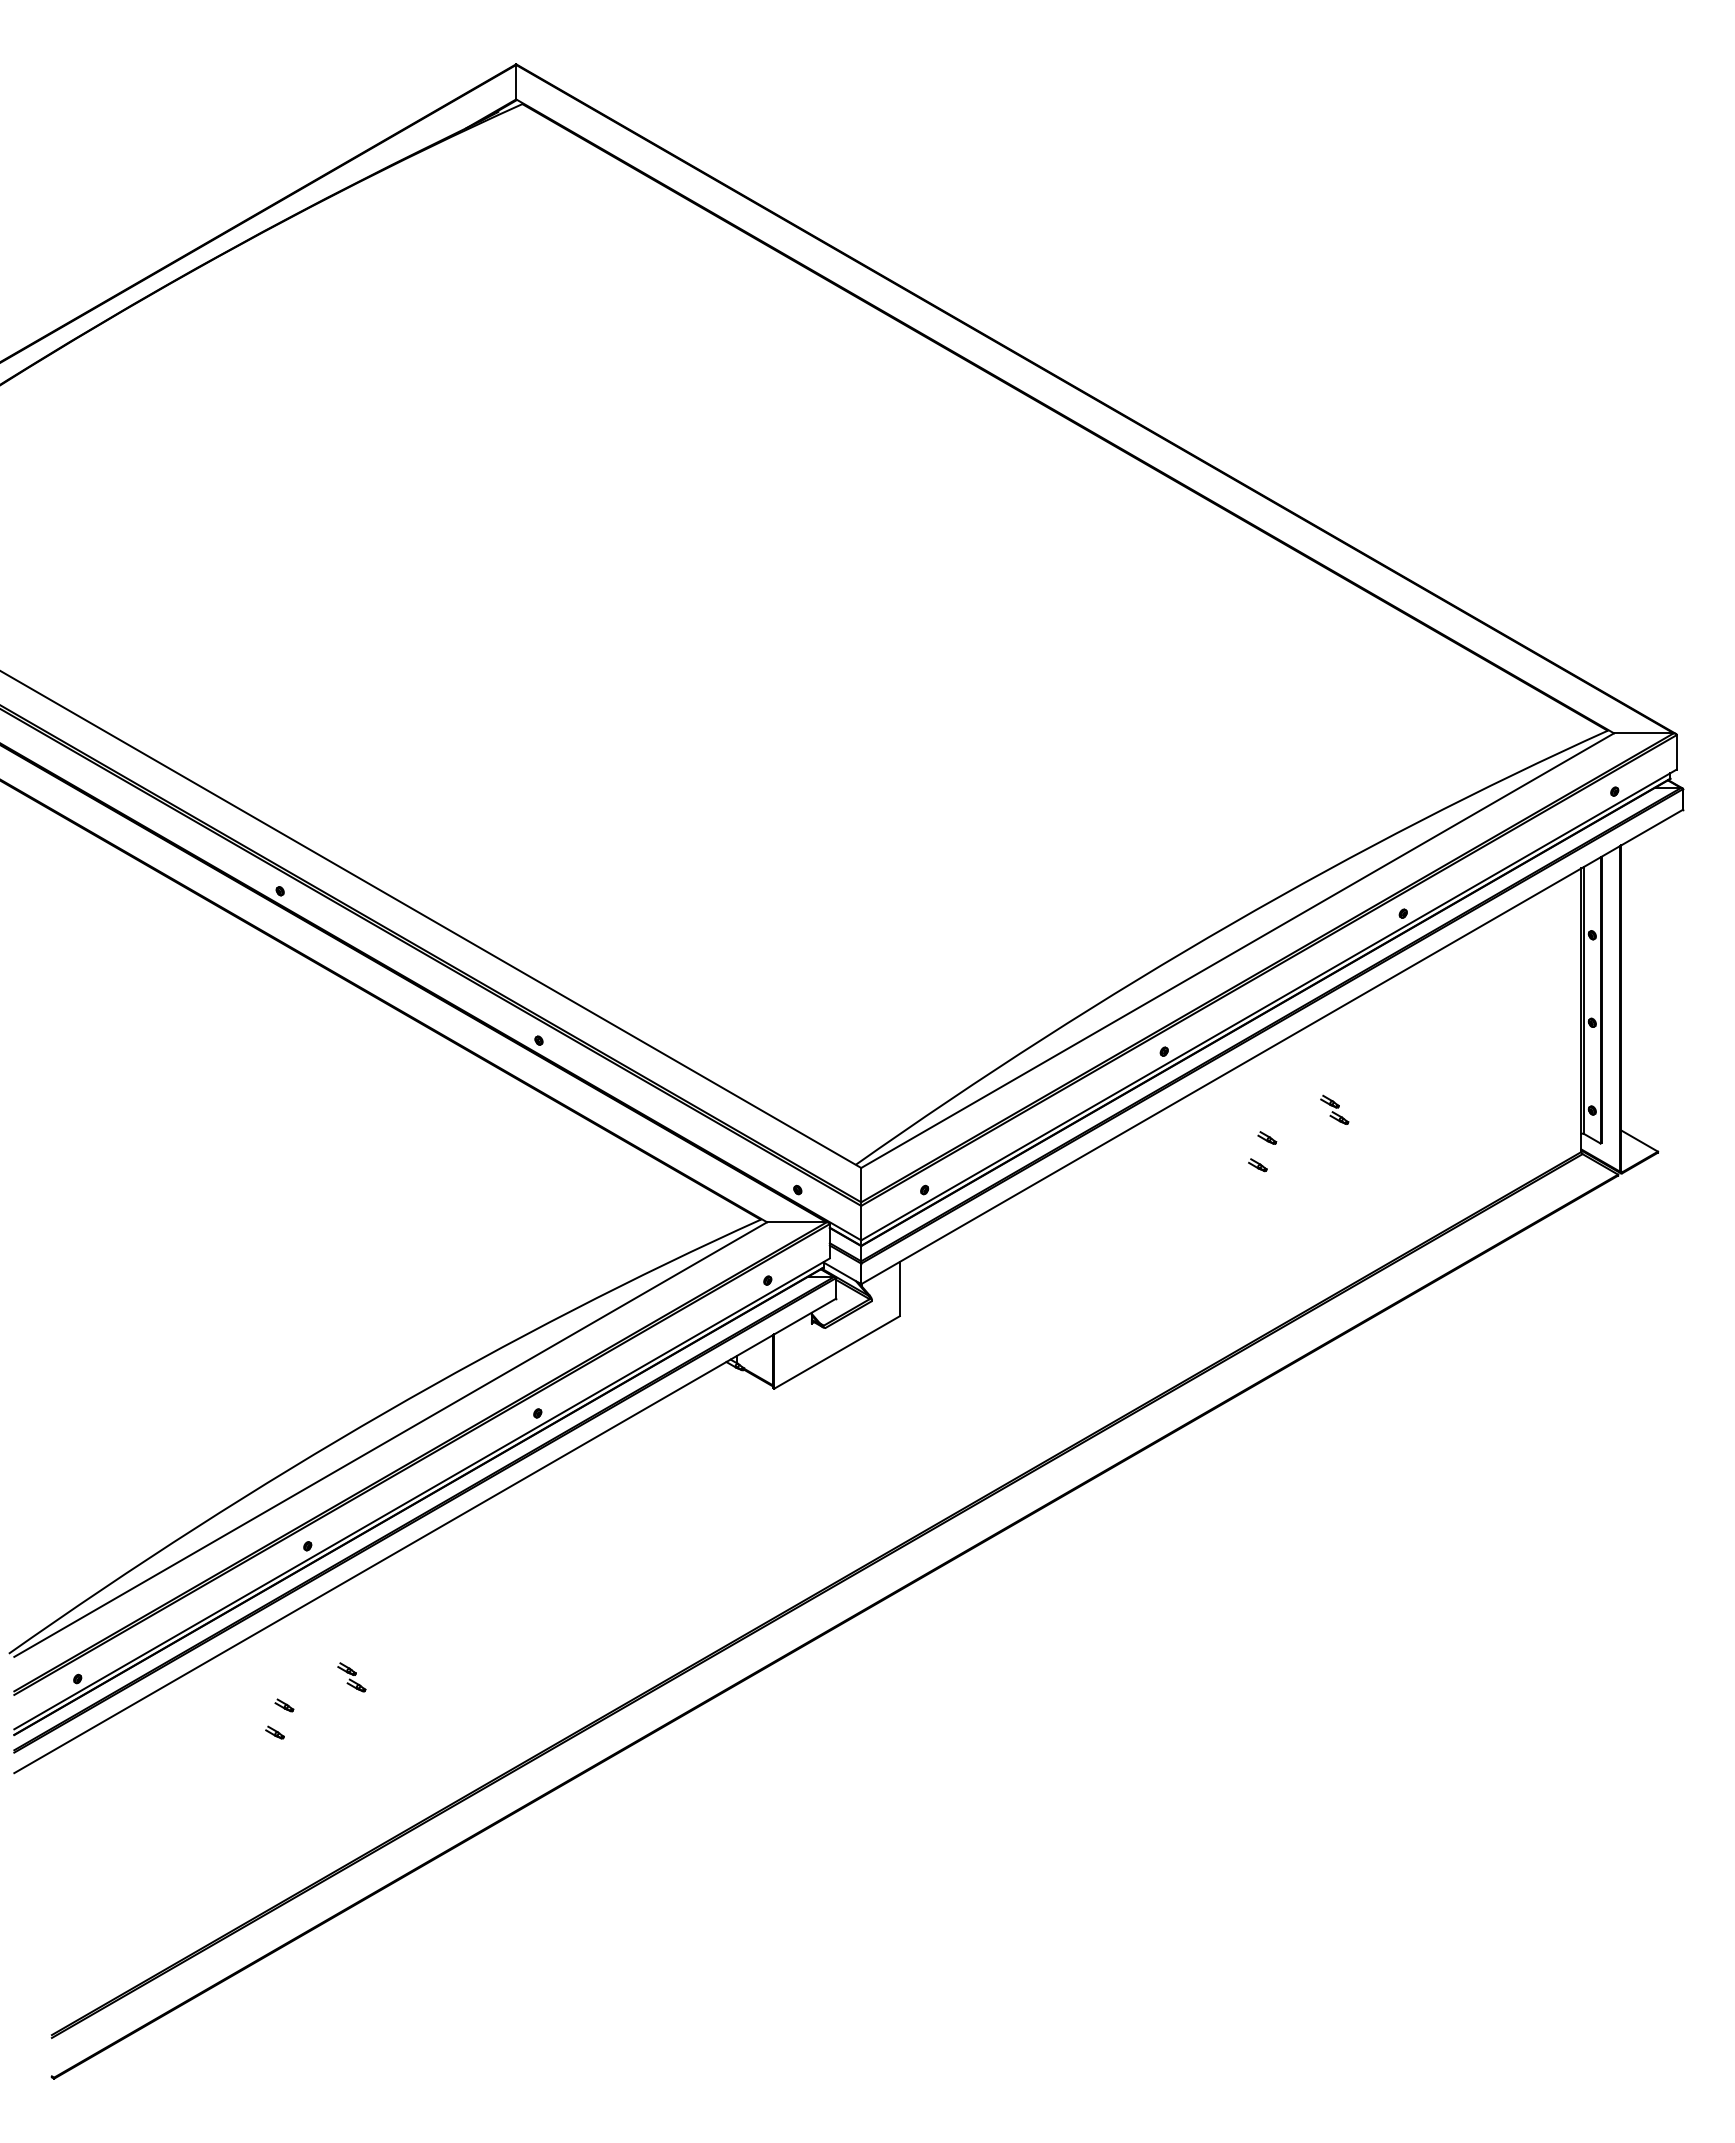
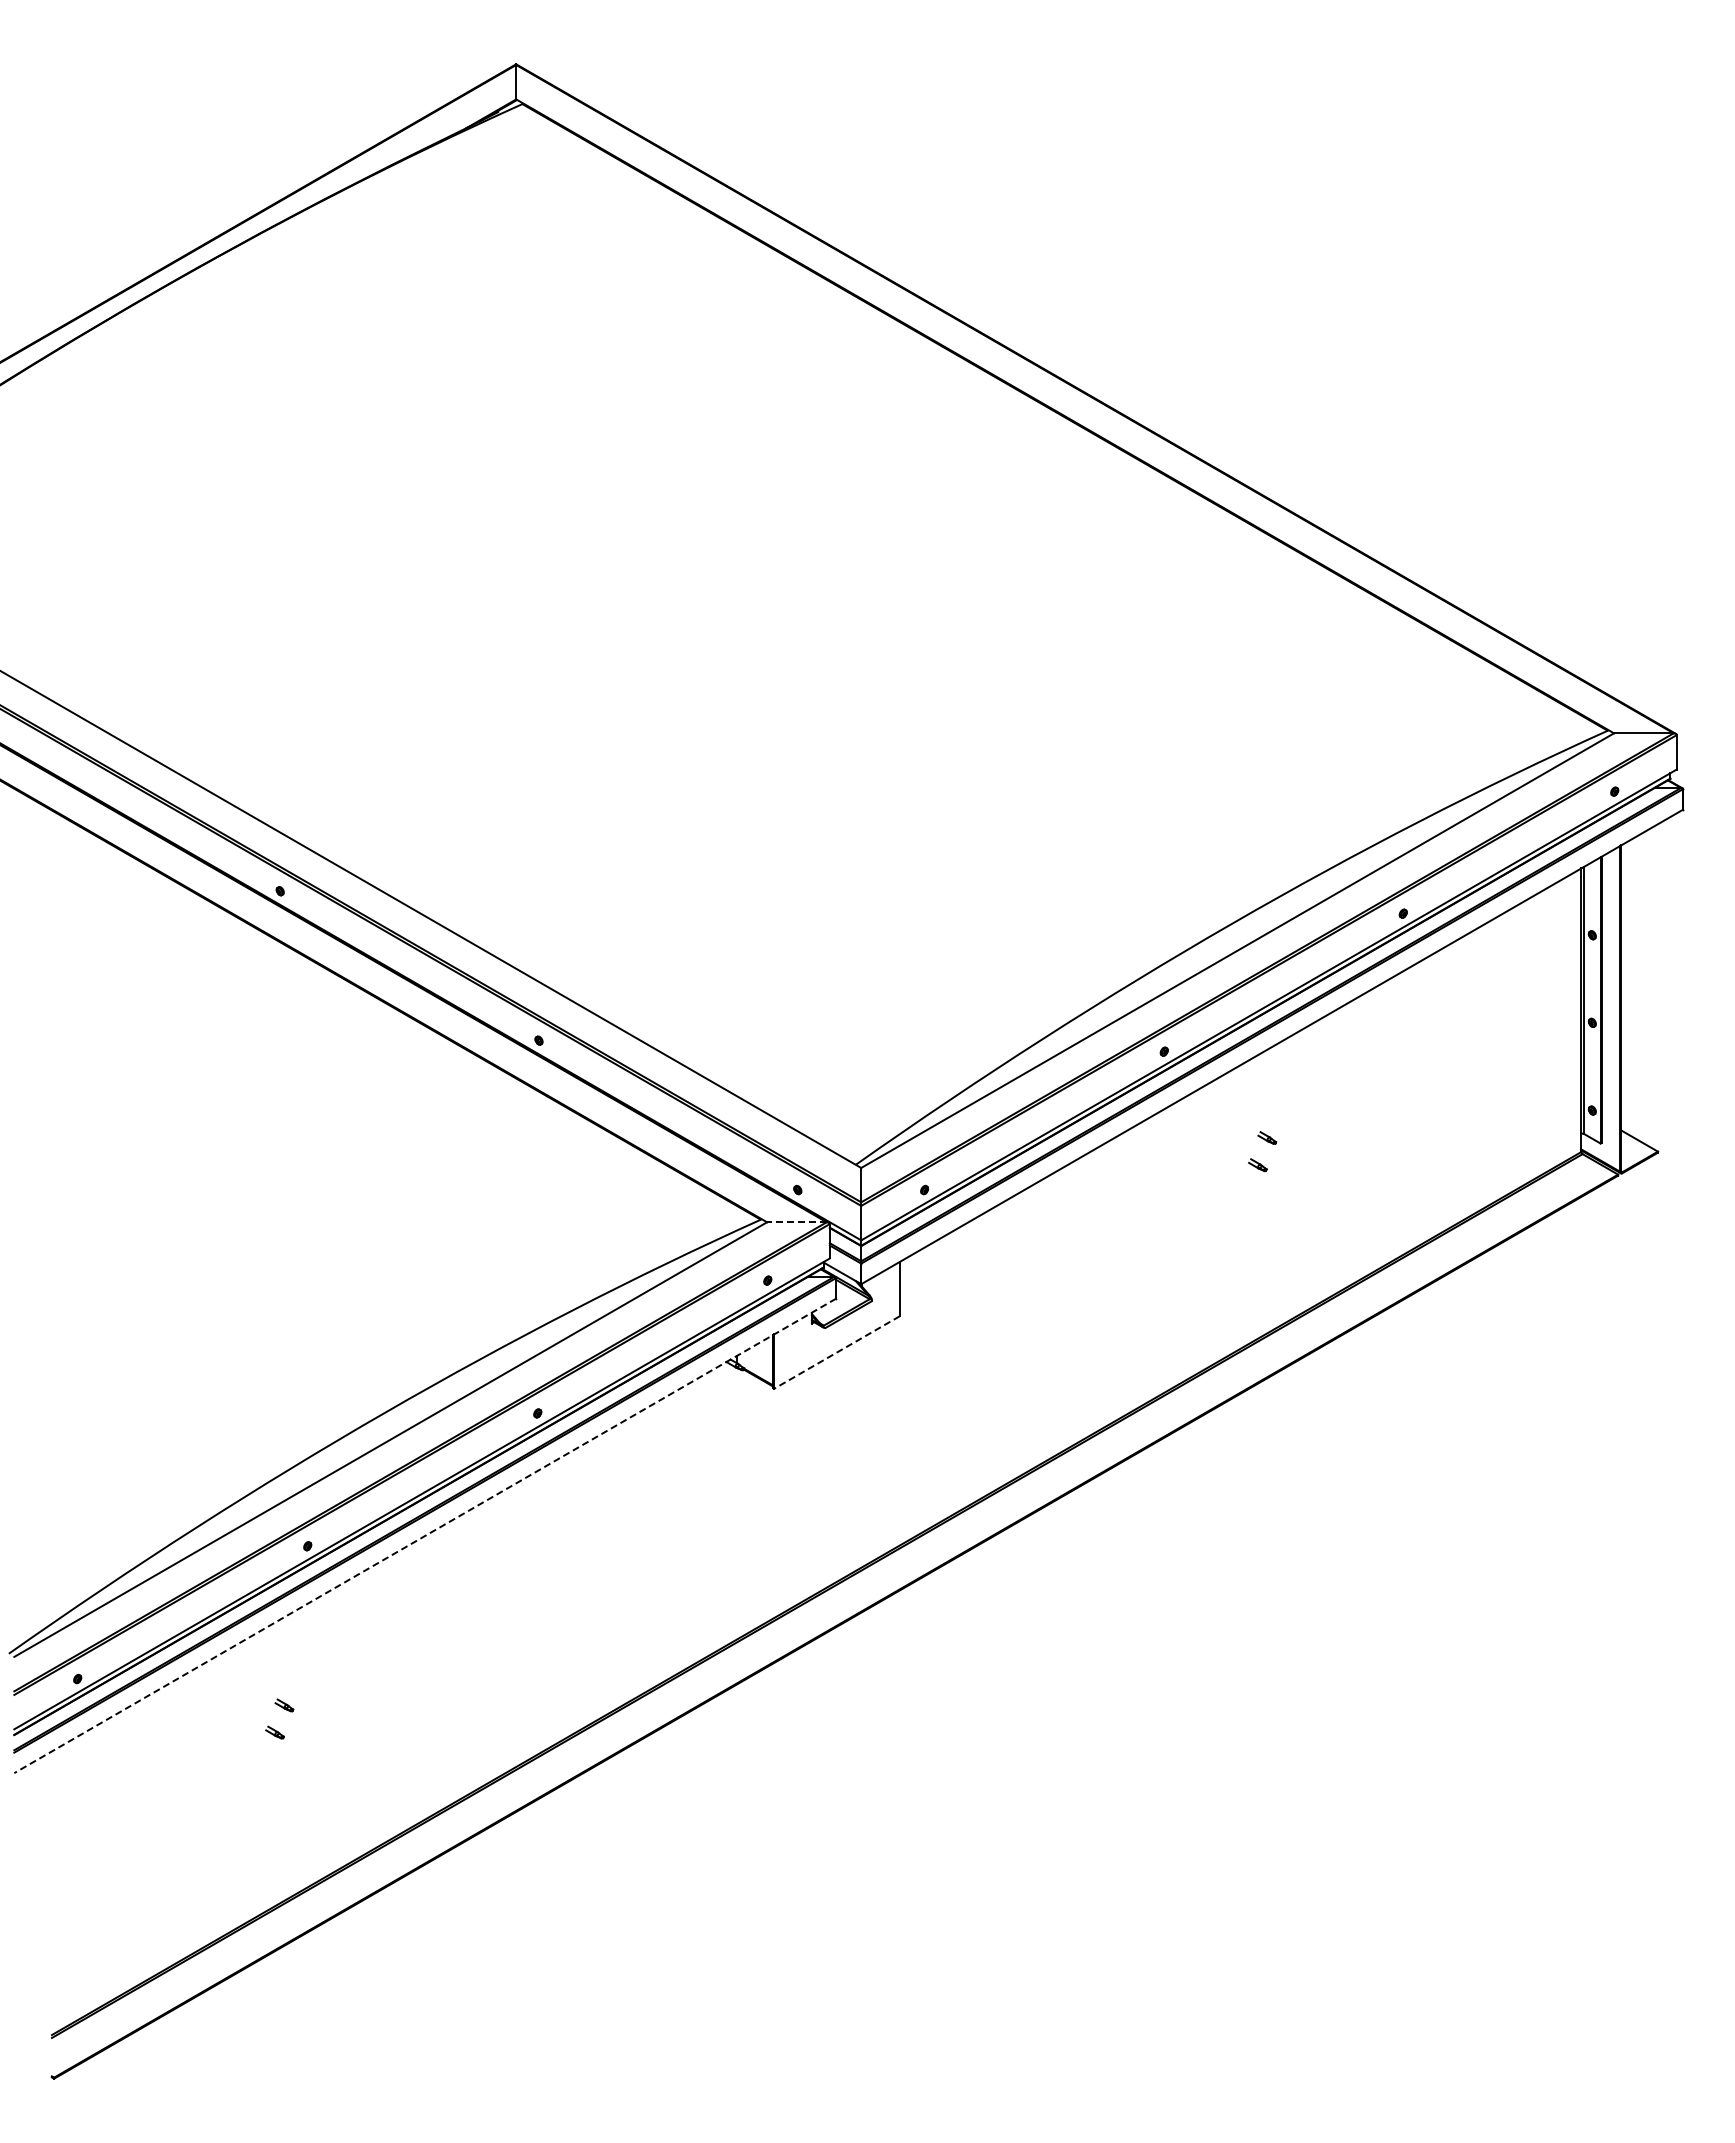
part: present -> none (1334, 1109)
line: solid -> dashed (796, 1222)
line: solid -> dashed (836, 1352)
line: solid -> dashed (424, 1536)
part: present -> none (351, 1677)
